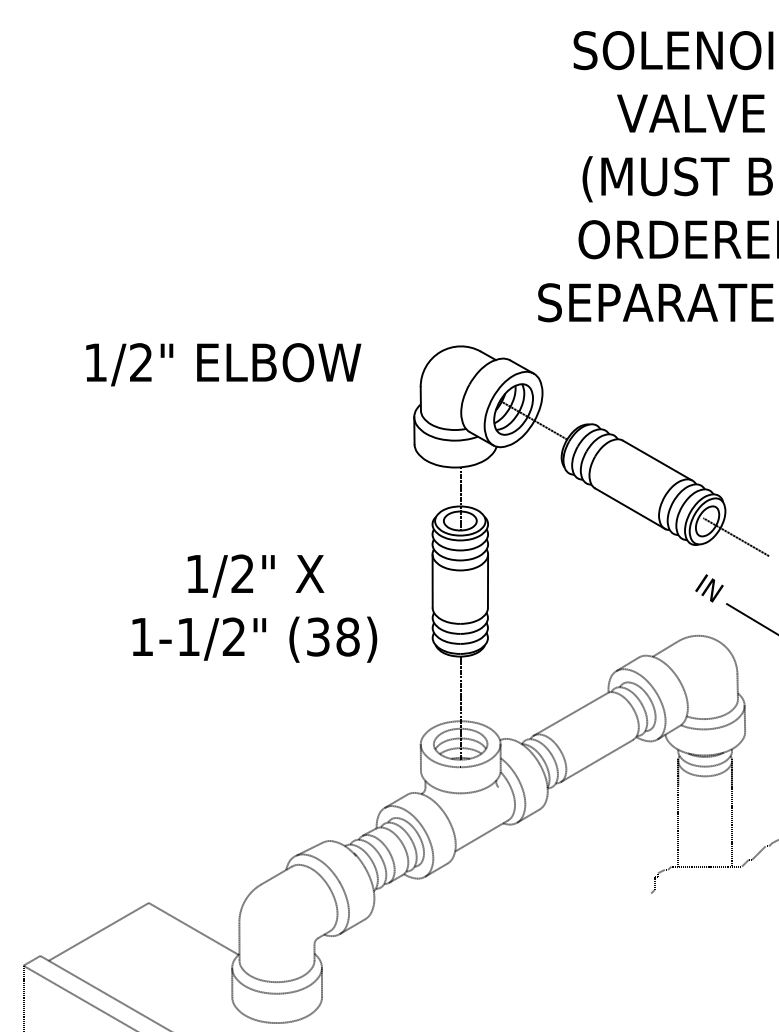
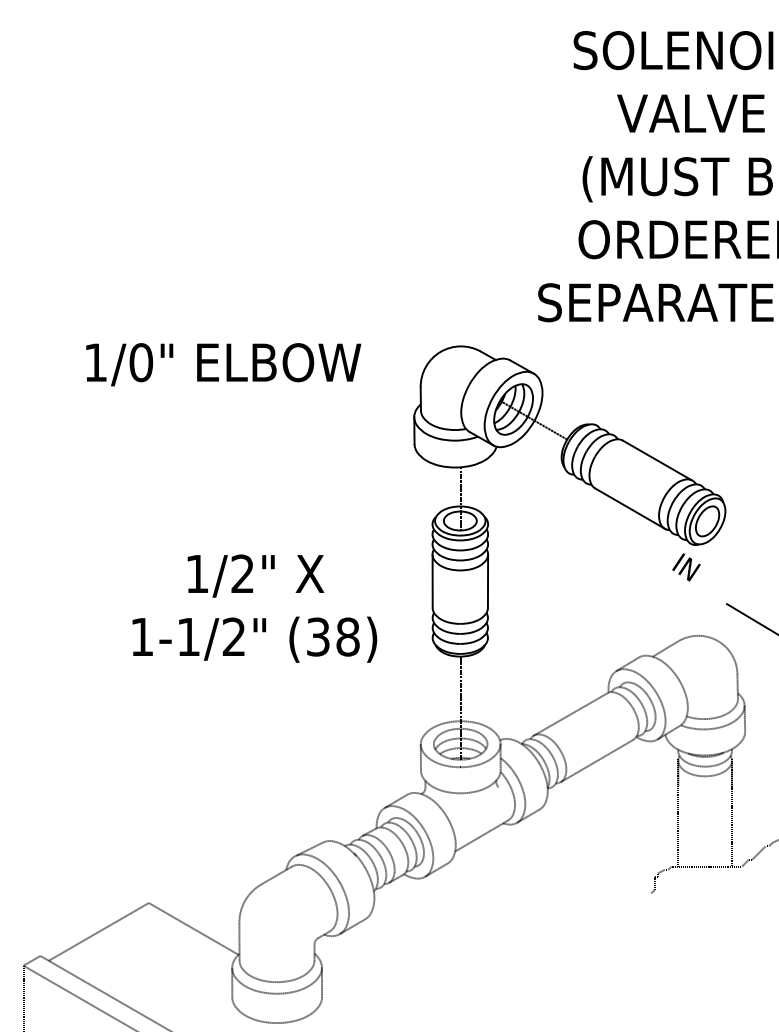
text: 1/2" -> 1/0" (141, 362)
line: present -> none (736, 537)
text position: (709, 588) -> (686, 567) (686, 567)
